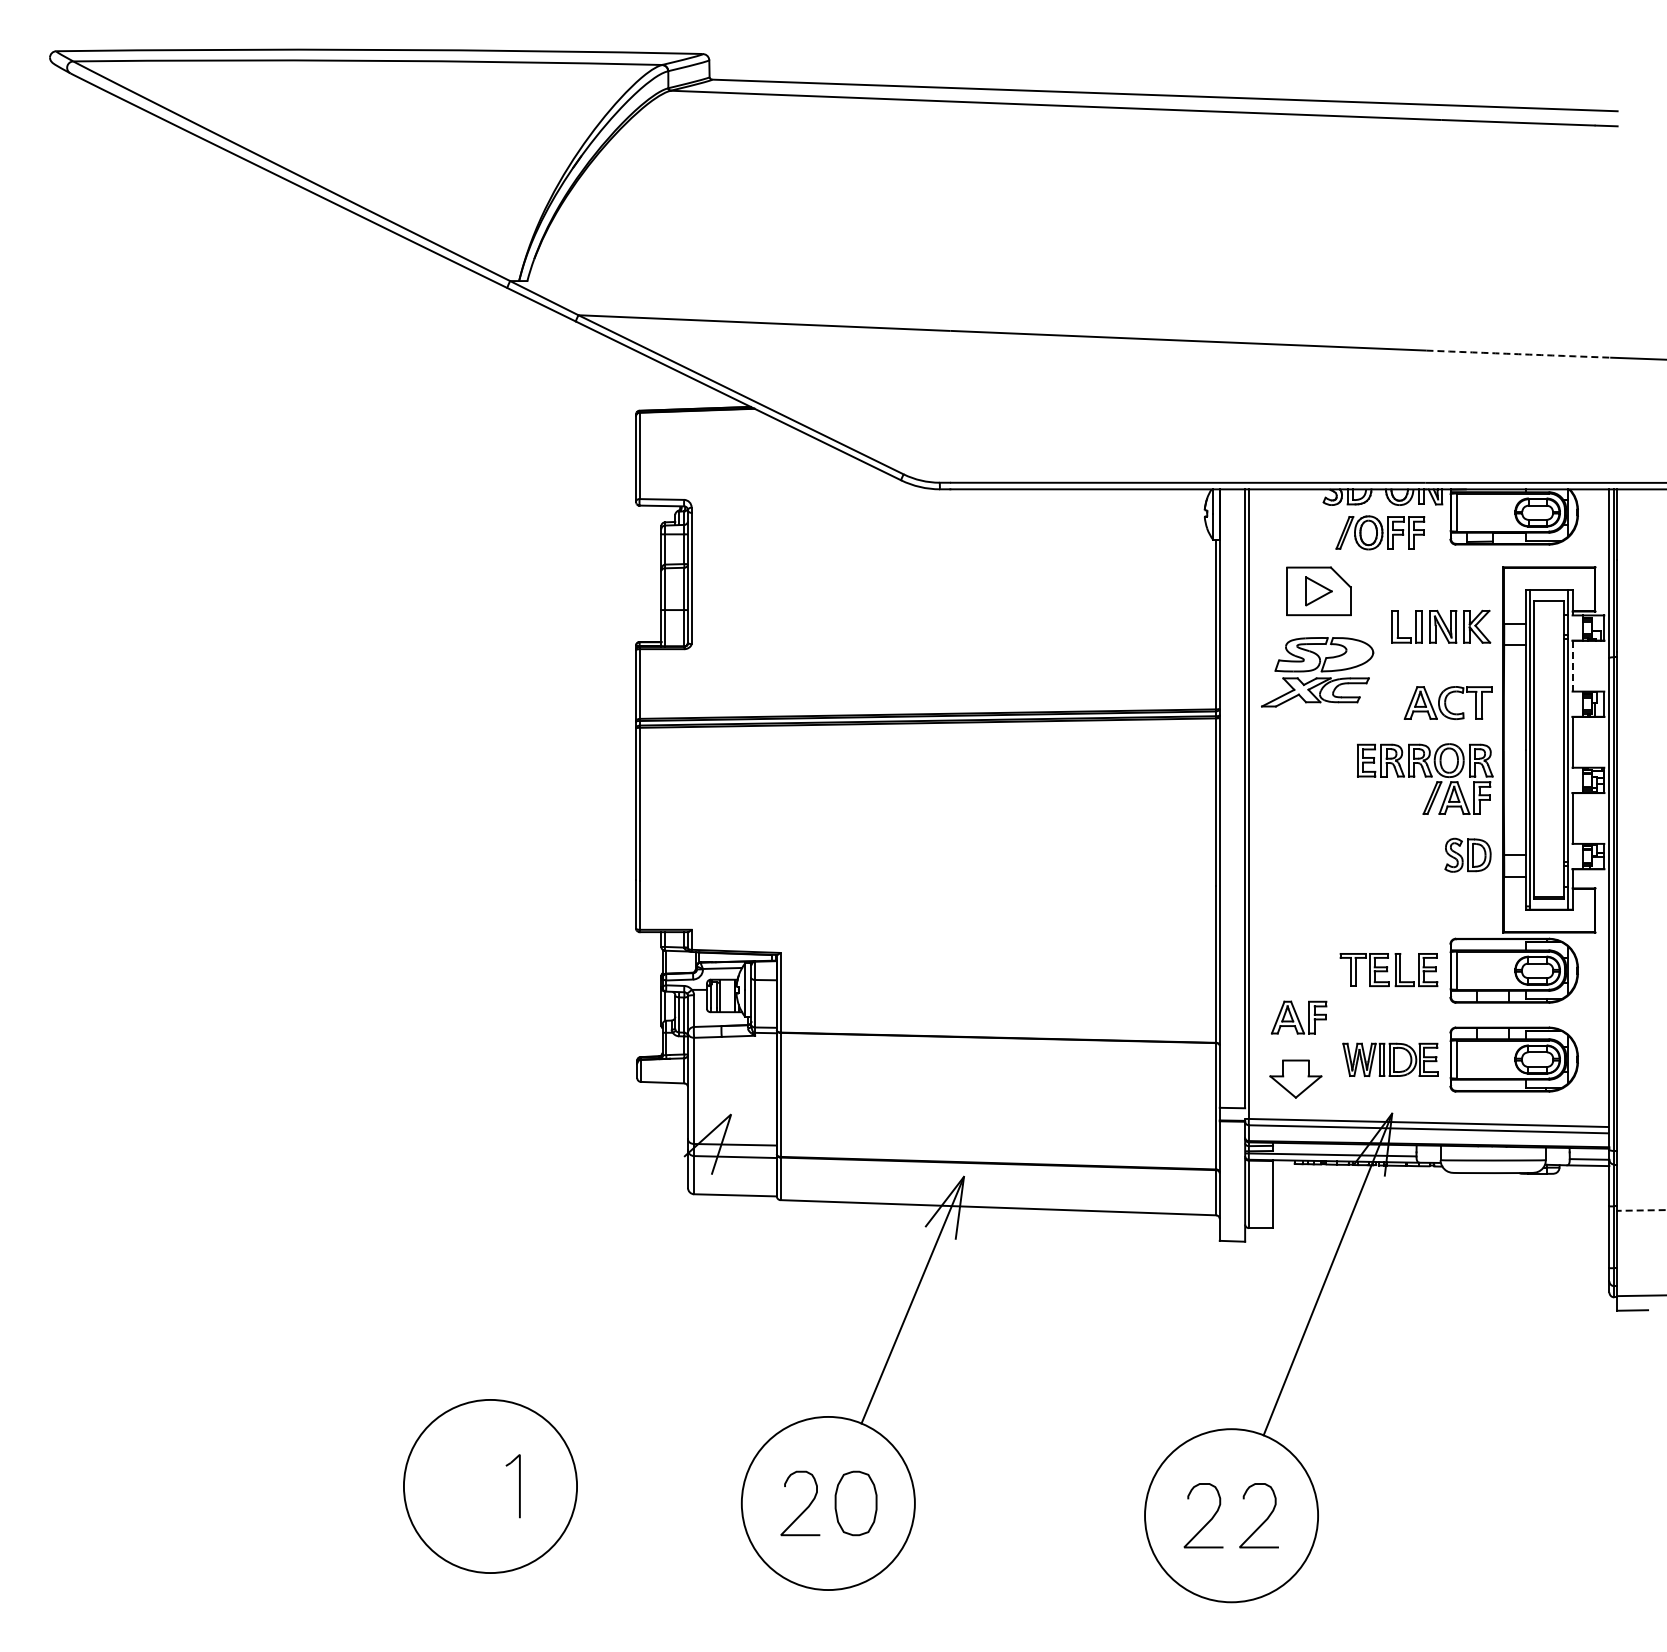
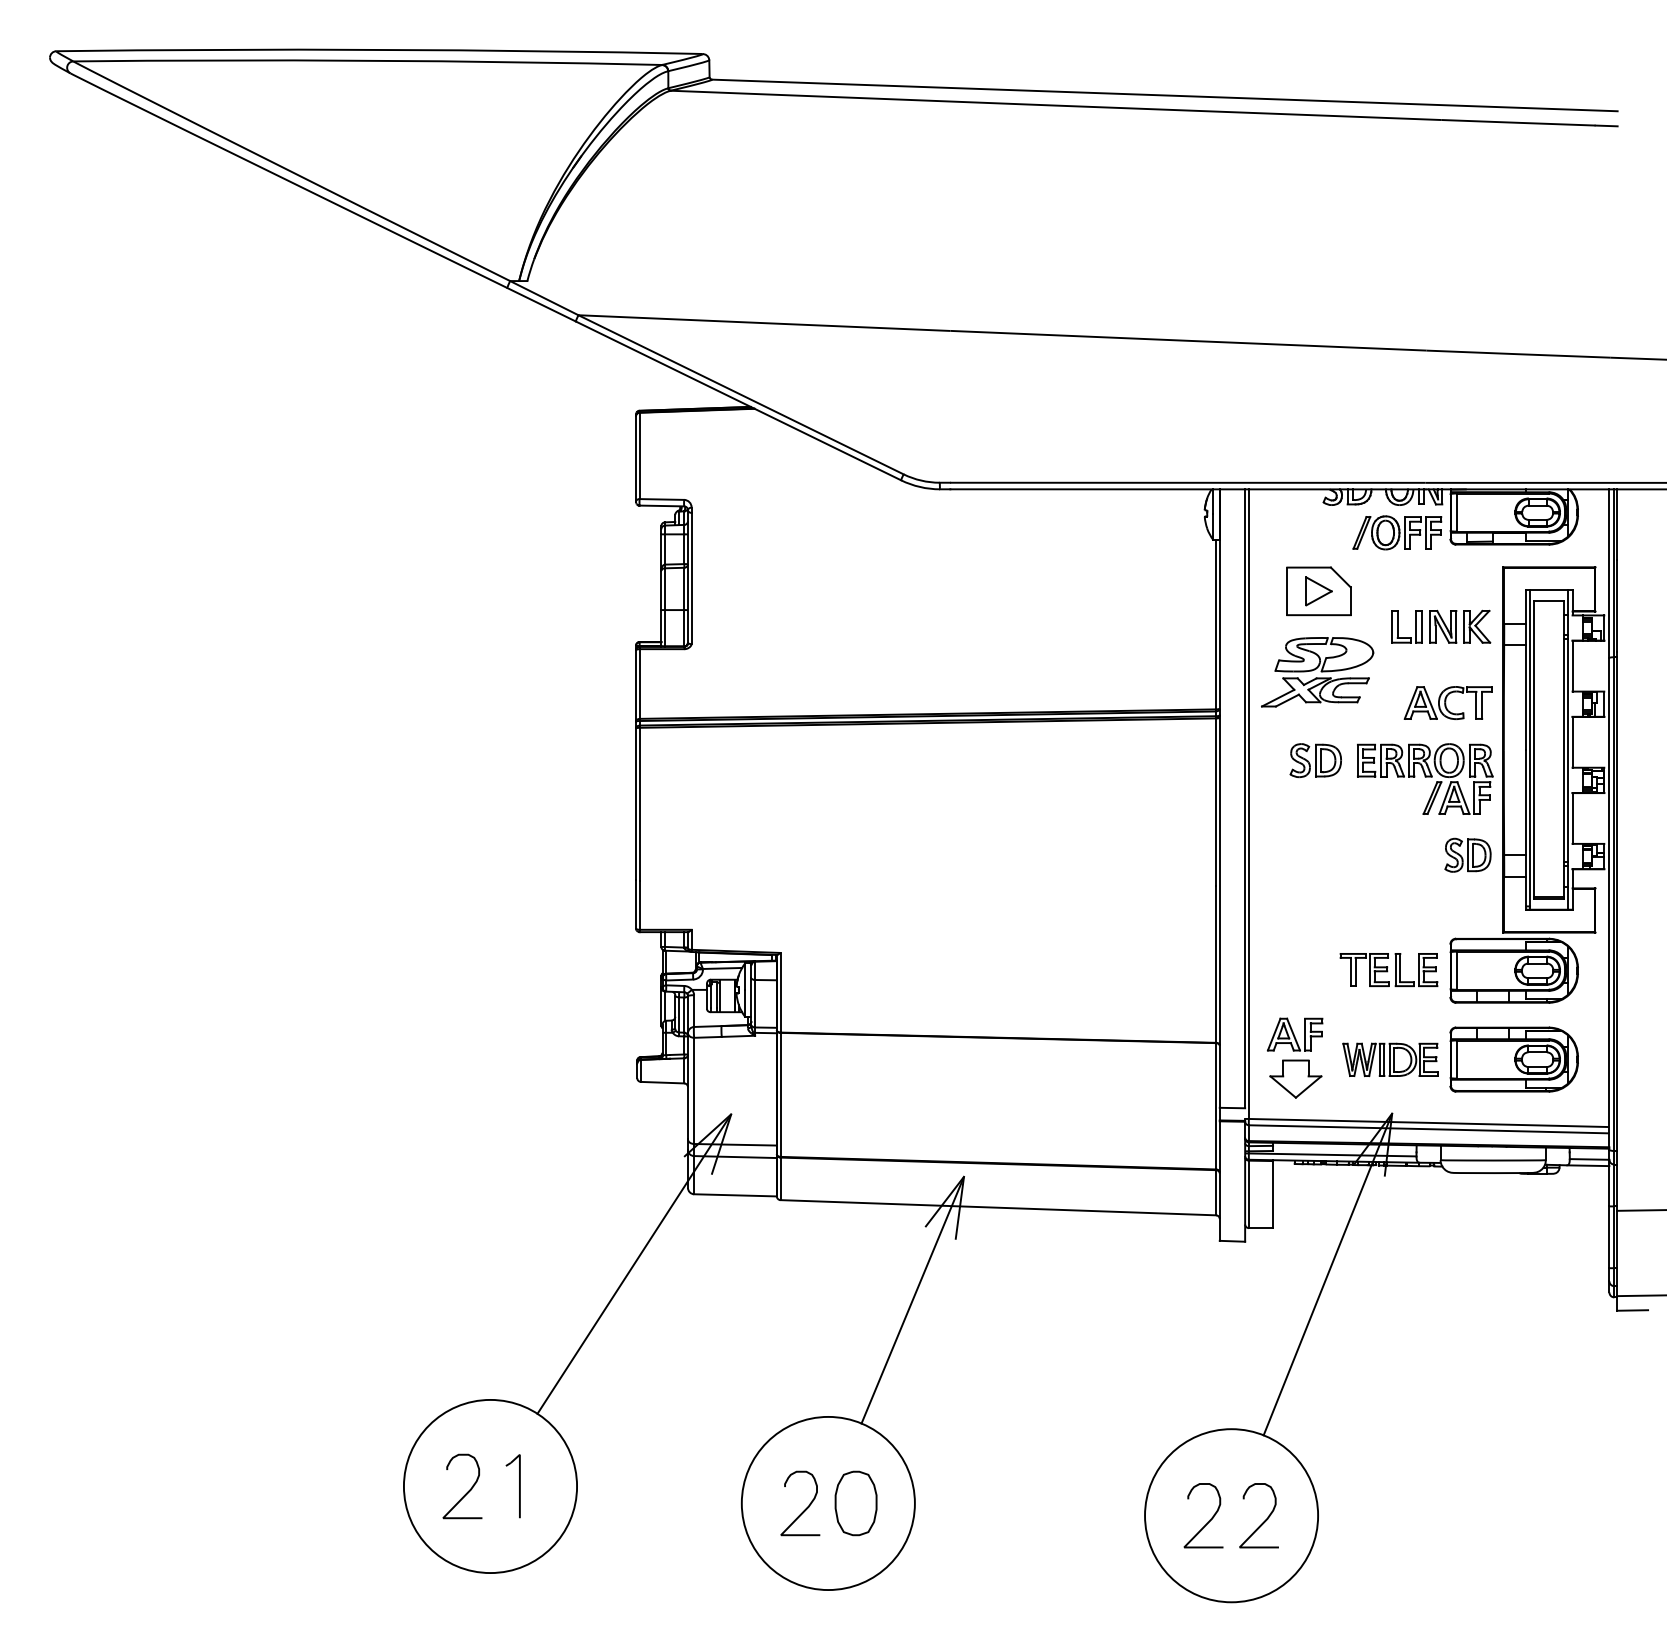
arc: dashed -> solid (1518, 354)
part position: (1380, 532) -> (1397, 532) (1397, 532)
line: dashed -> solid (1572, 665)
part: none -> present (1315, 760)
part position: (1299, 1017) -> (1295, 1034) (1295, 1034)
line: dashed -> solid (1641, 1210)
line: none -> present (634, 1263)
curve: none -> present (467, 1491)
